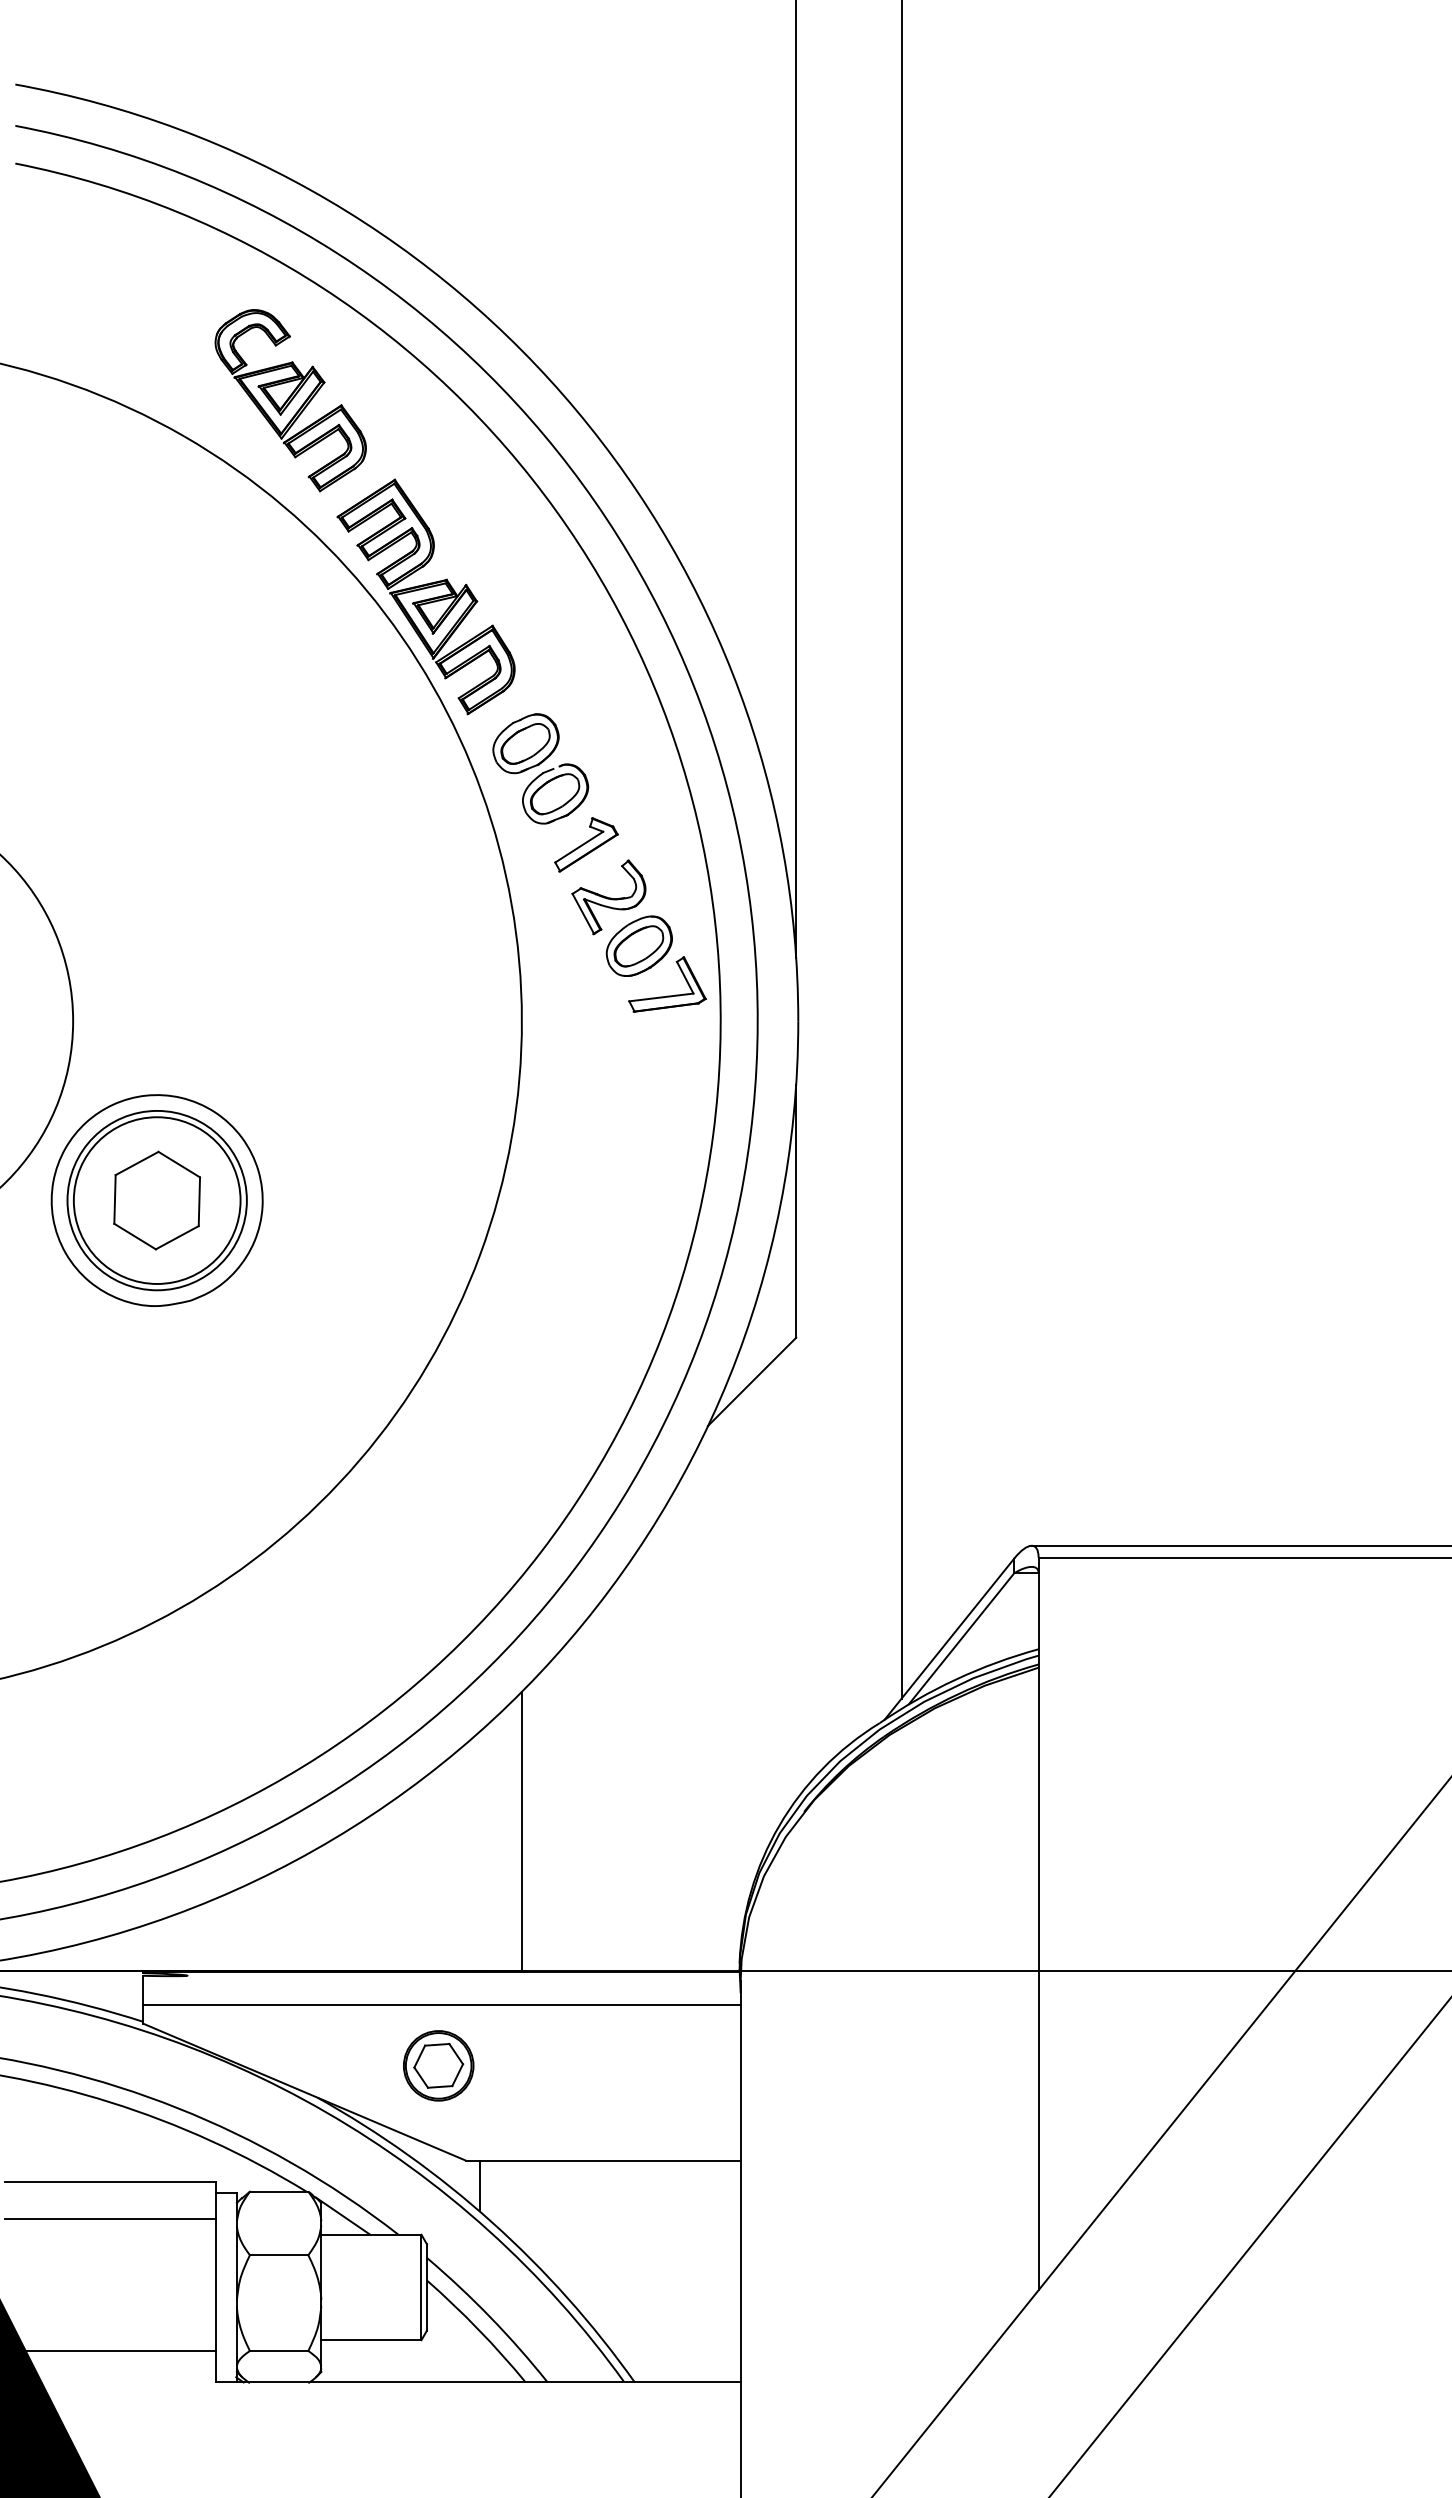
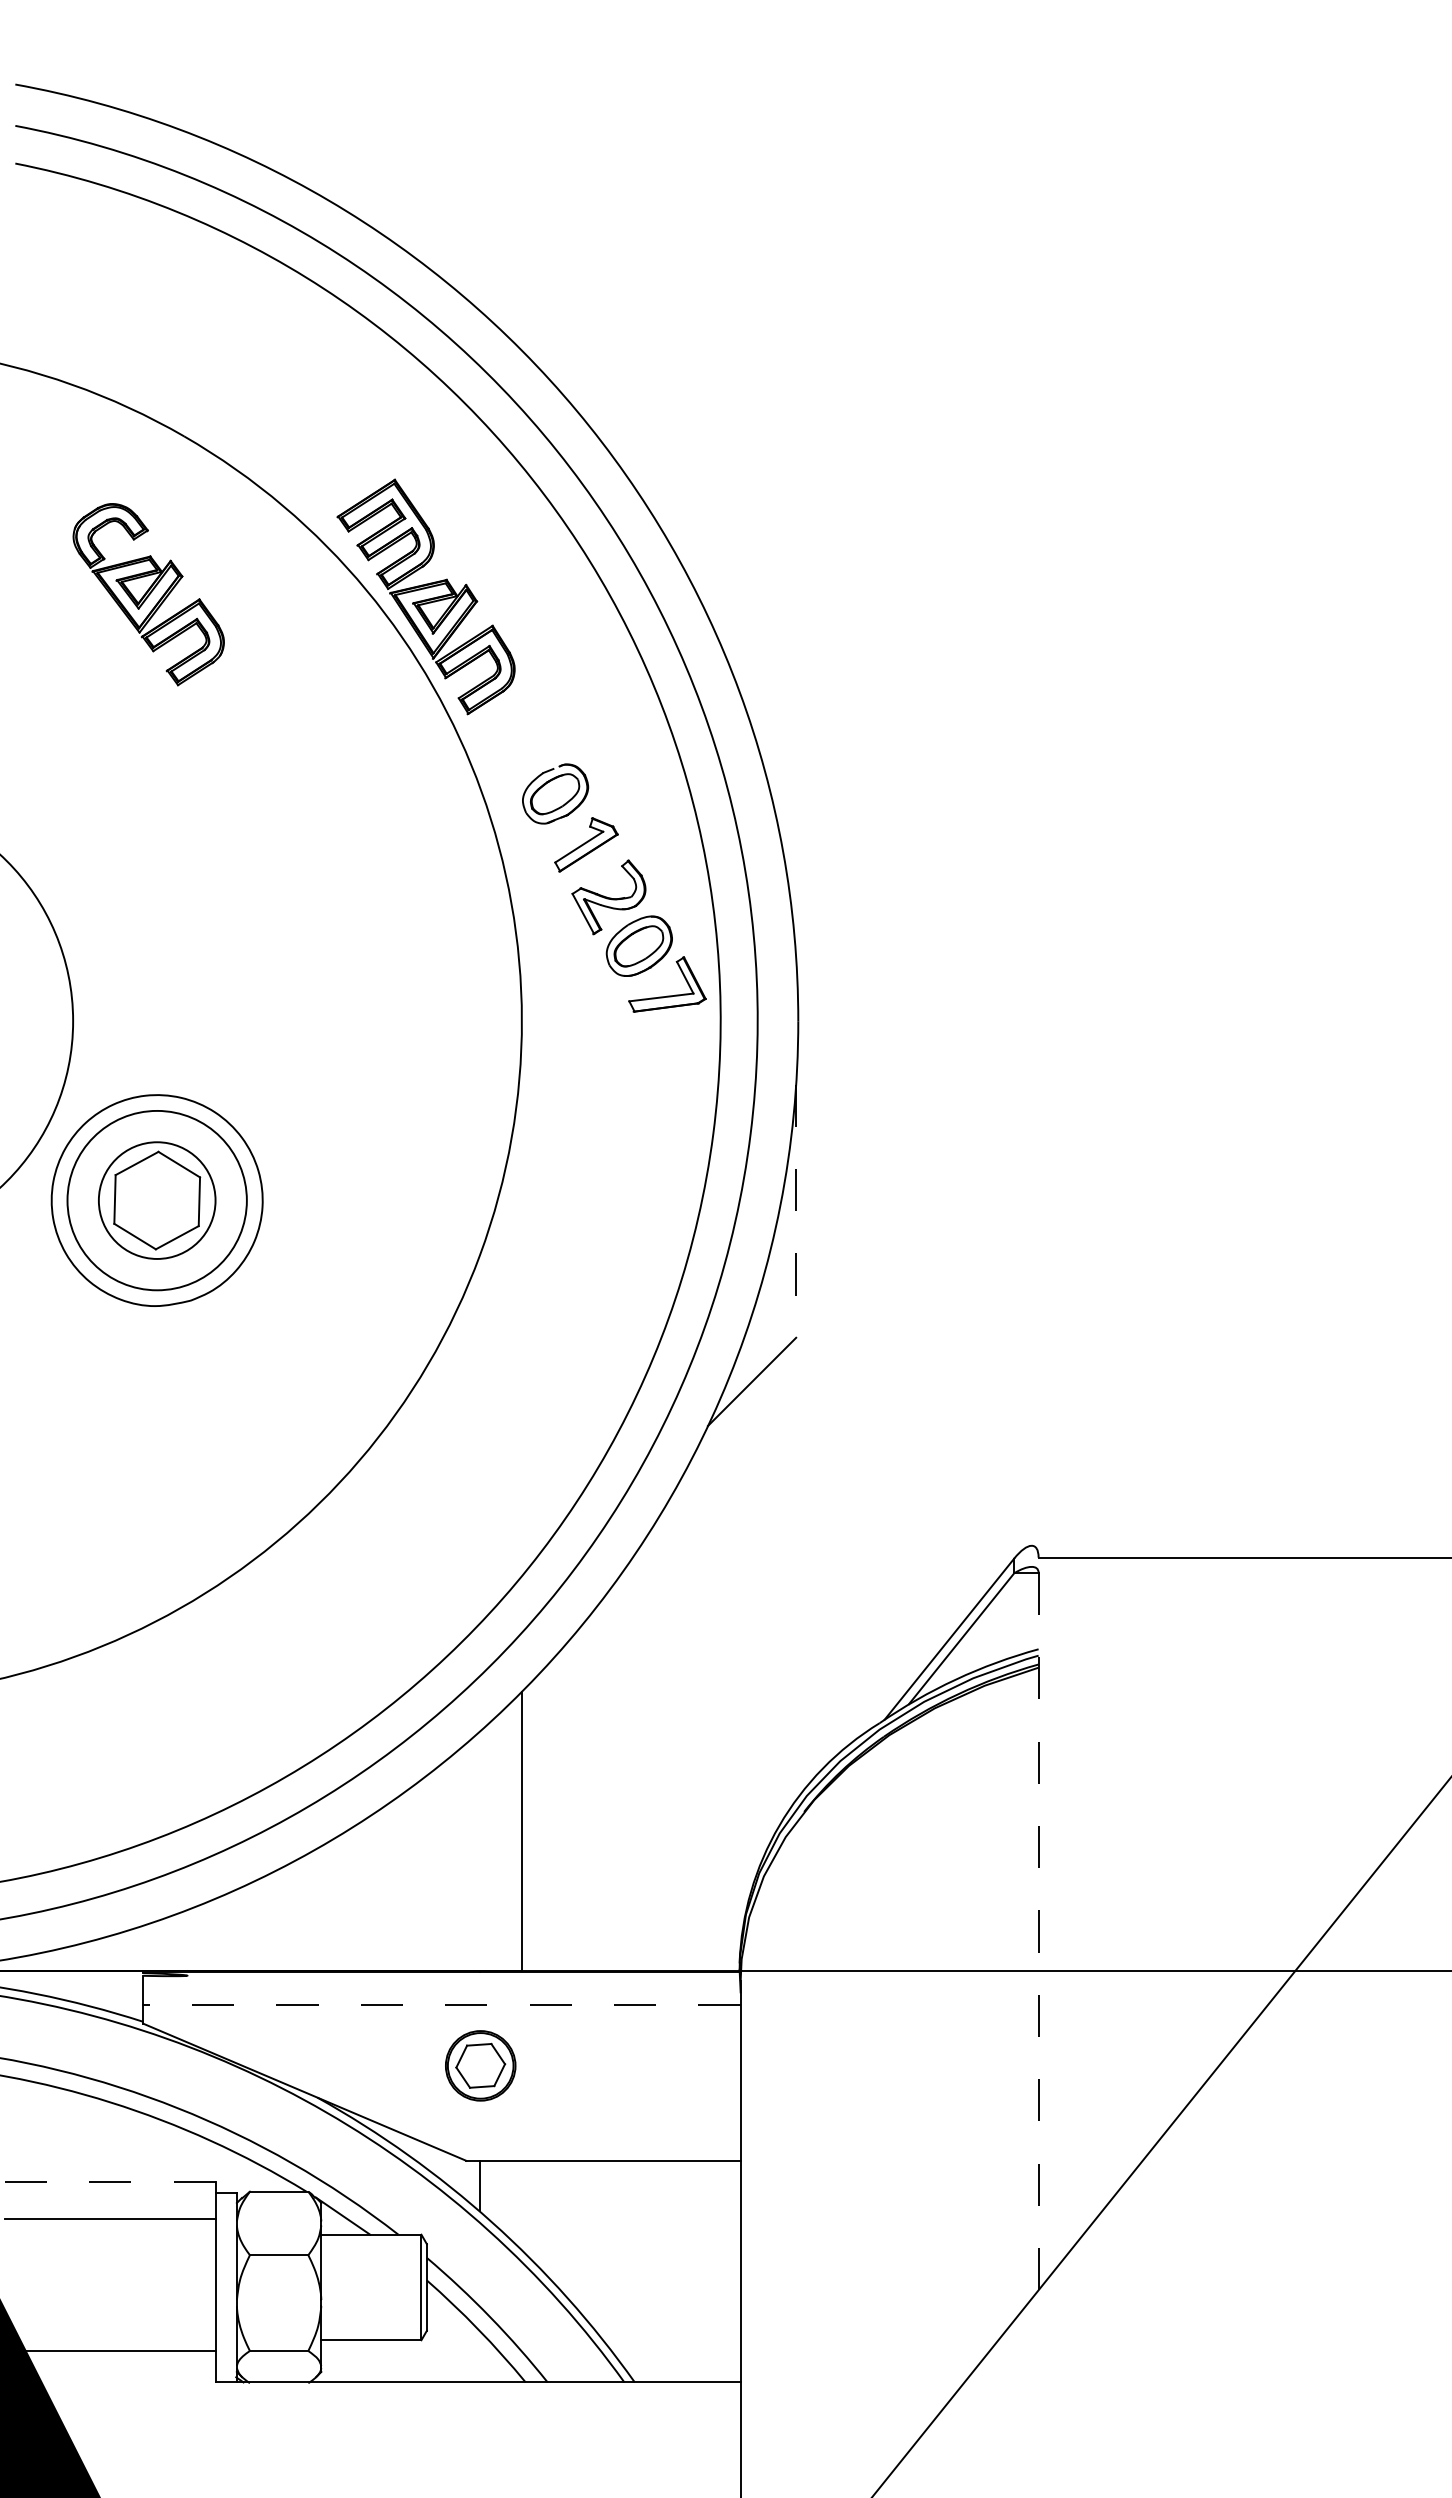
part position: (290, 400) -> (148, 594) (148, 594)
line: present -> none (796, 479)
part: present -> none (525, 743)
line: present -> none (901, 850)
circle diameter: 167 px -> 117 px (156, 1200)
line: solid -> dashed (796, 1211)
line: present -> none (1239, 1545)
line: solid -> dashed (1038, 1923)
line: solid -> dashed (441, 2005)
part position: (438, 2065) -> (480, 2065) (480, 2065)
line: solid -> dashed (110, 2181)
line: present -> none (1249, 2247)
